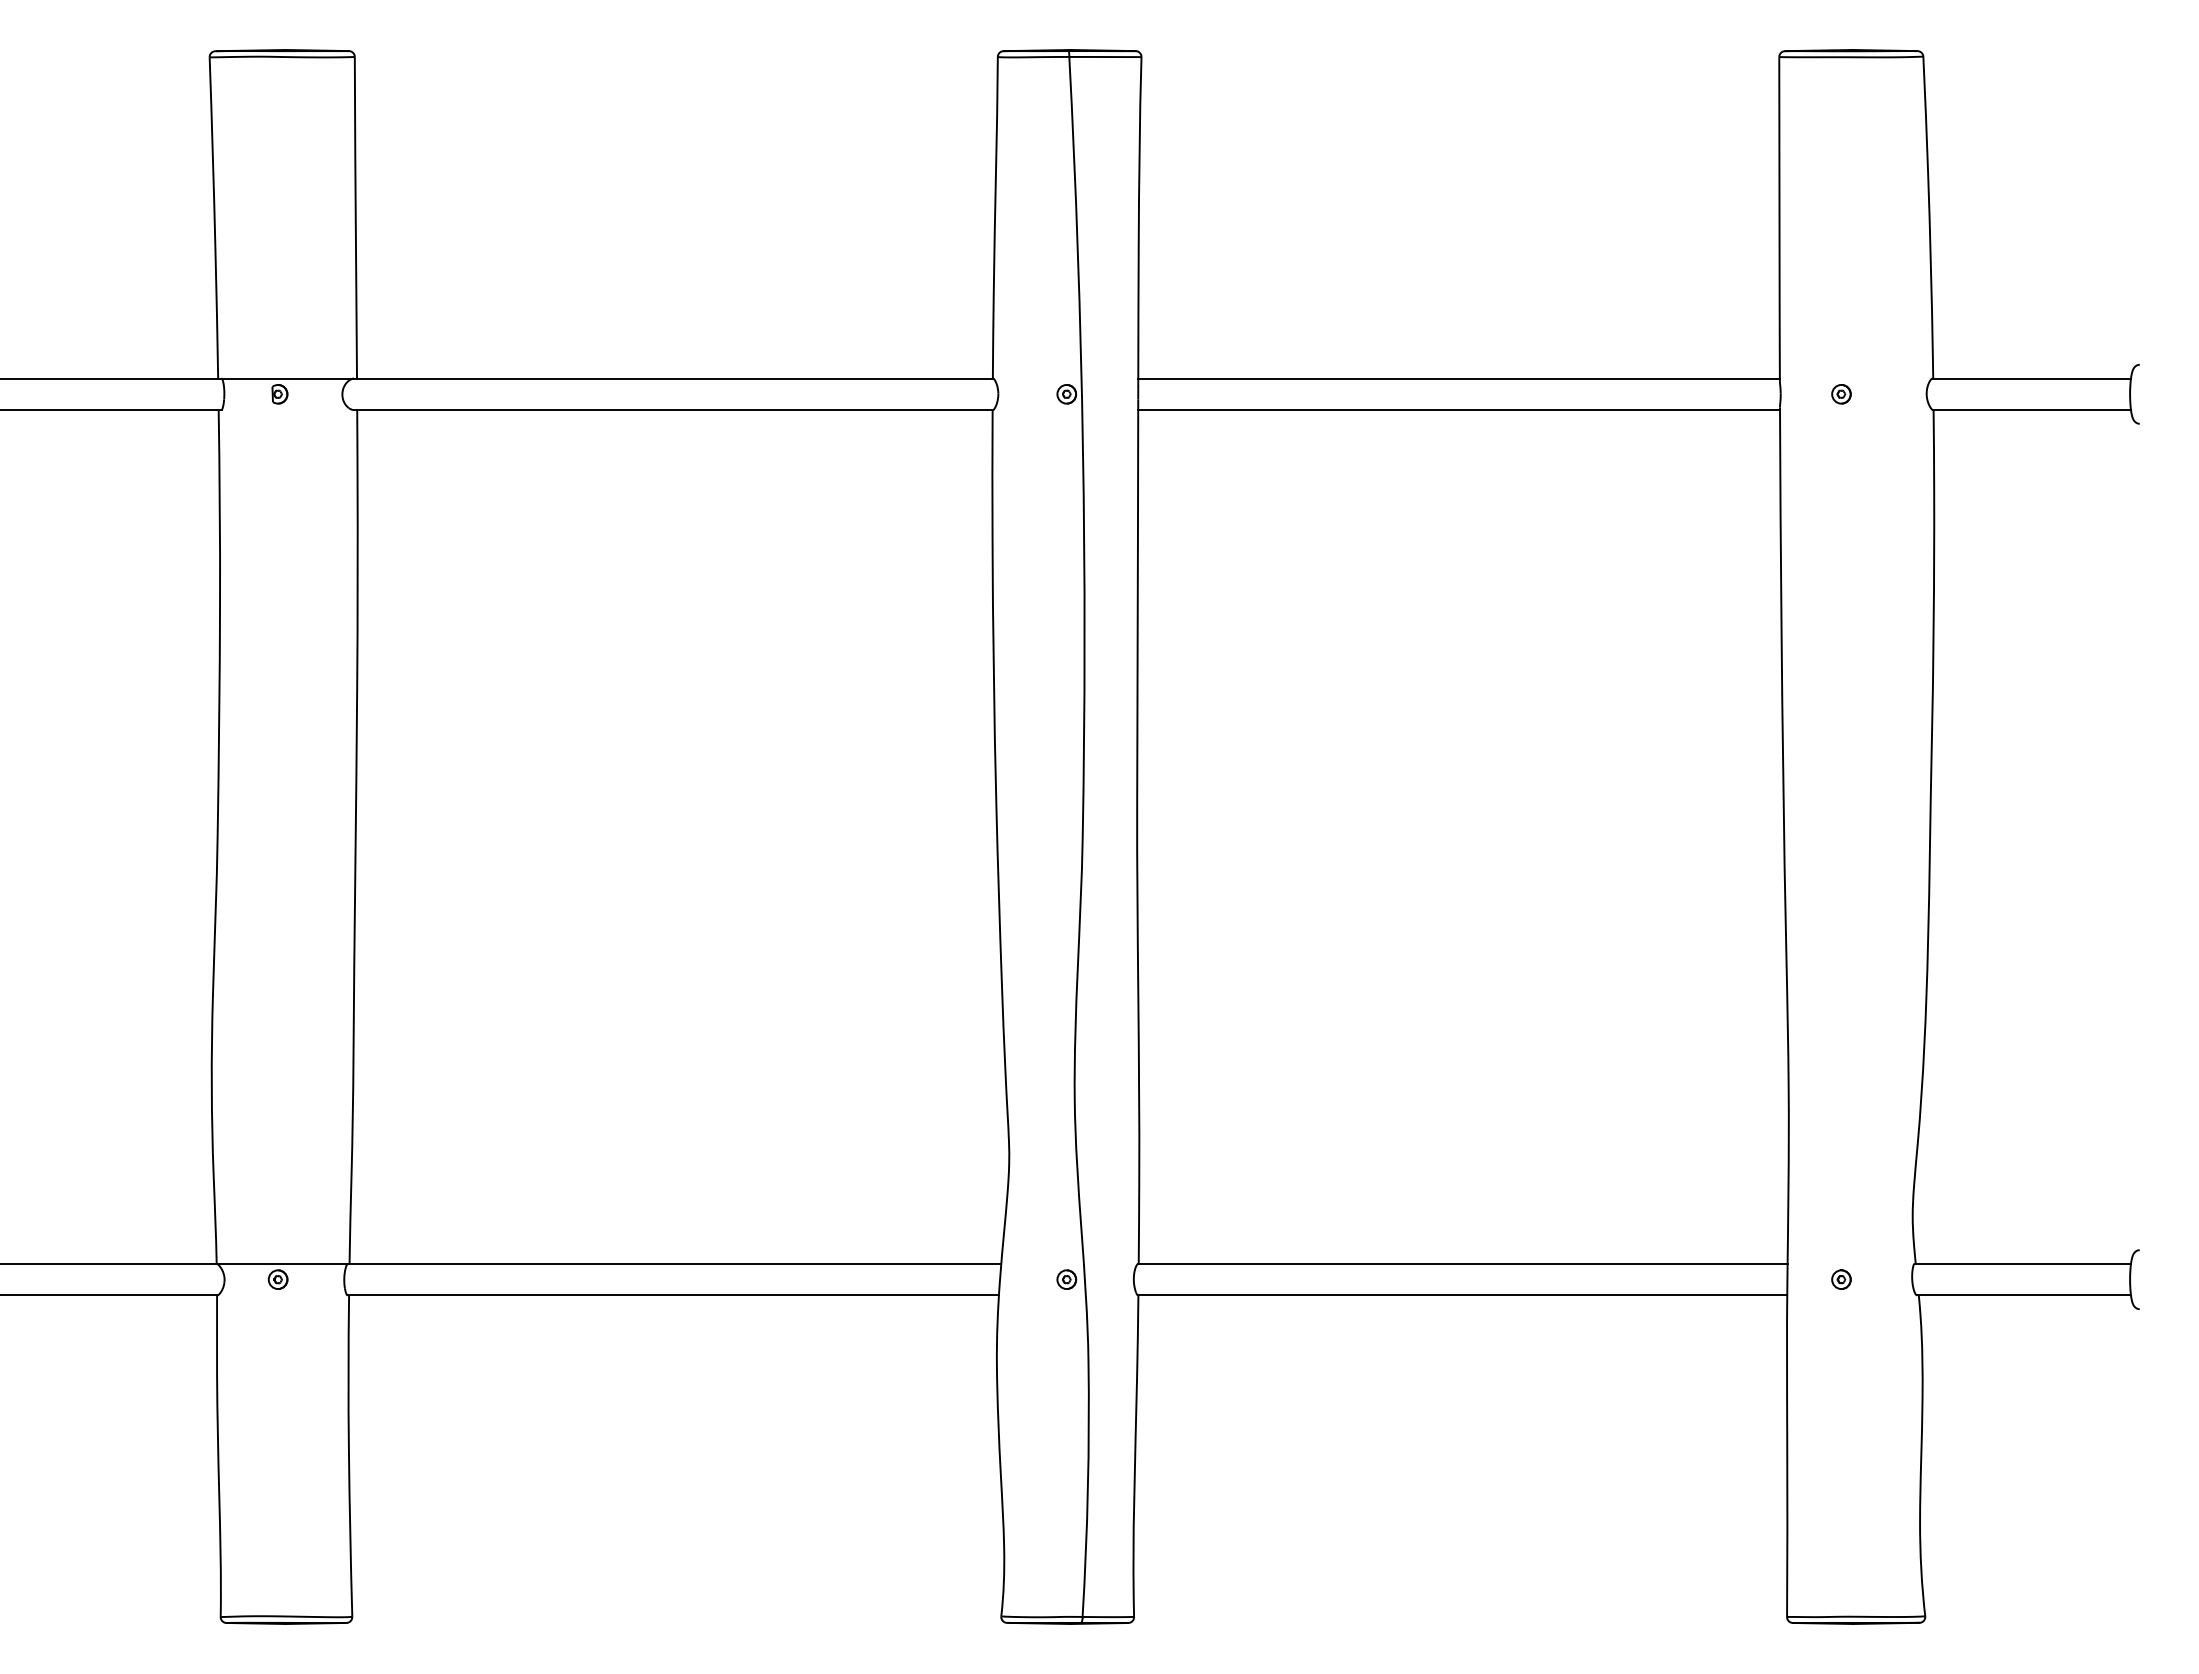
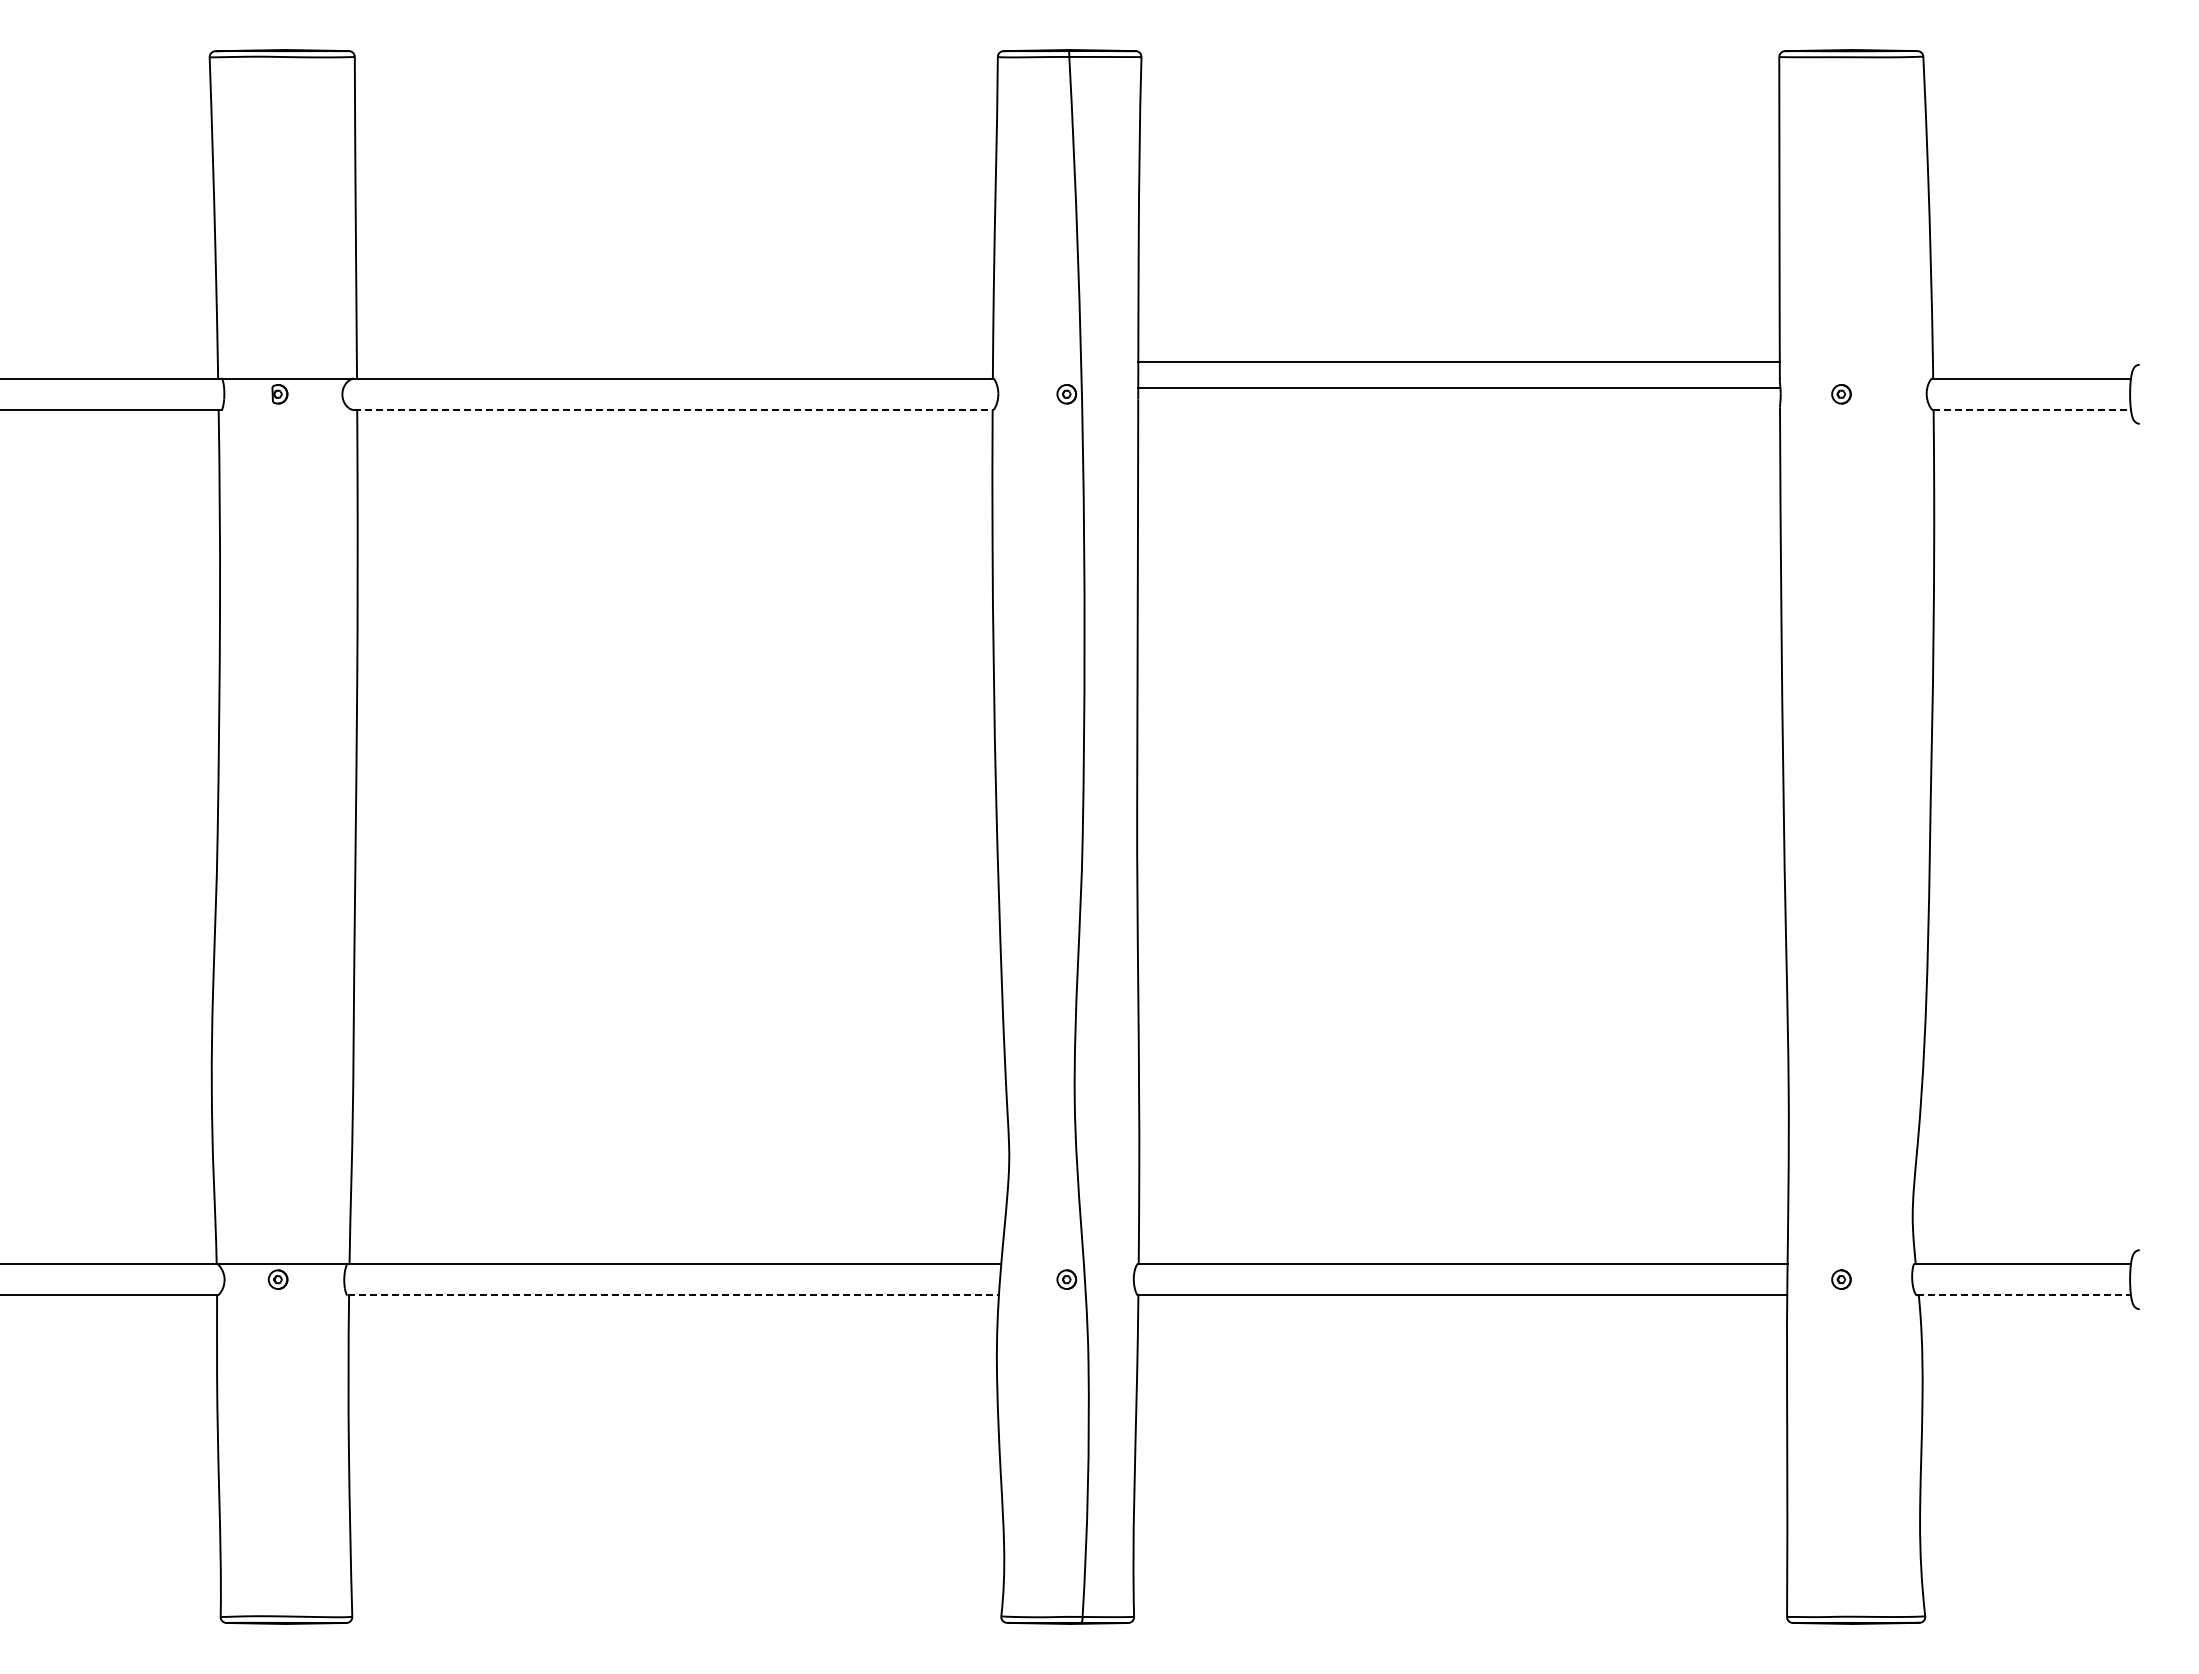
line position: (1458, 378) -> (1458, 361) (1458, 361)
line: solid -> dashed (673, 410)
line position: (1459, 410) -> (1459, 388) (1459, 388)
line: solid -> dashed (2032, 410)
line: solid -> dashed (673, 1295)
line: solid -> dashed (2024, 1295)
